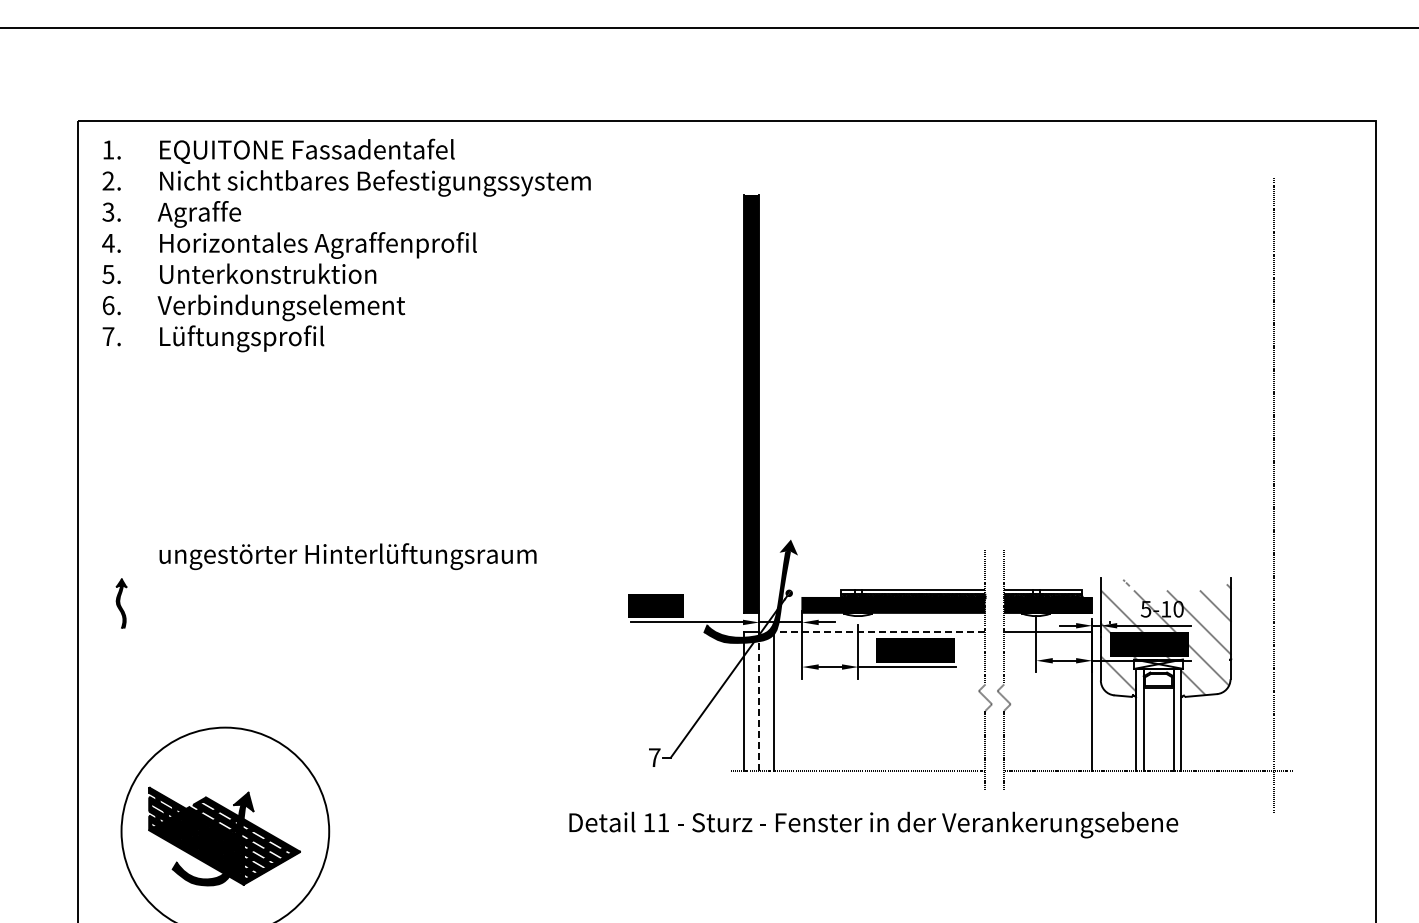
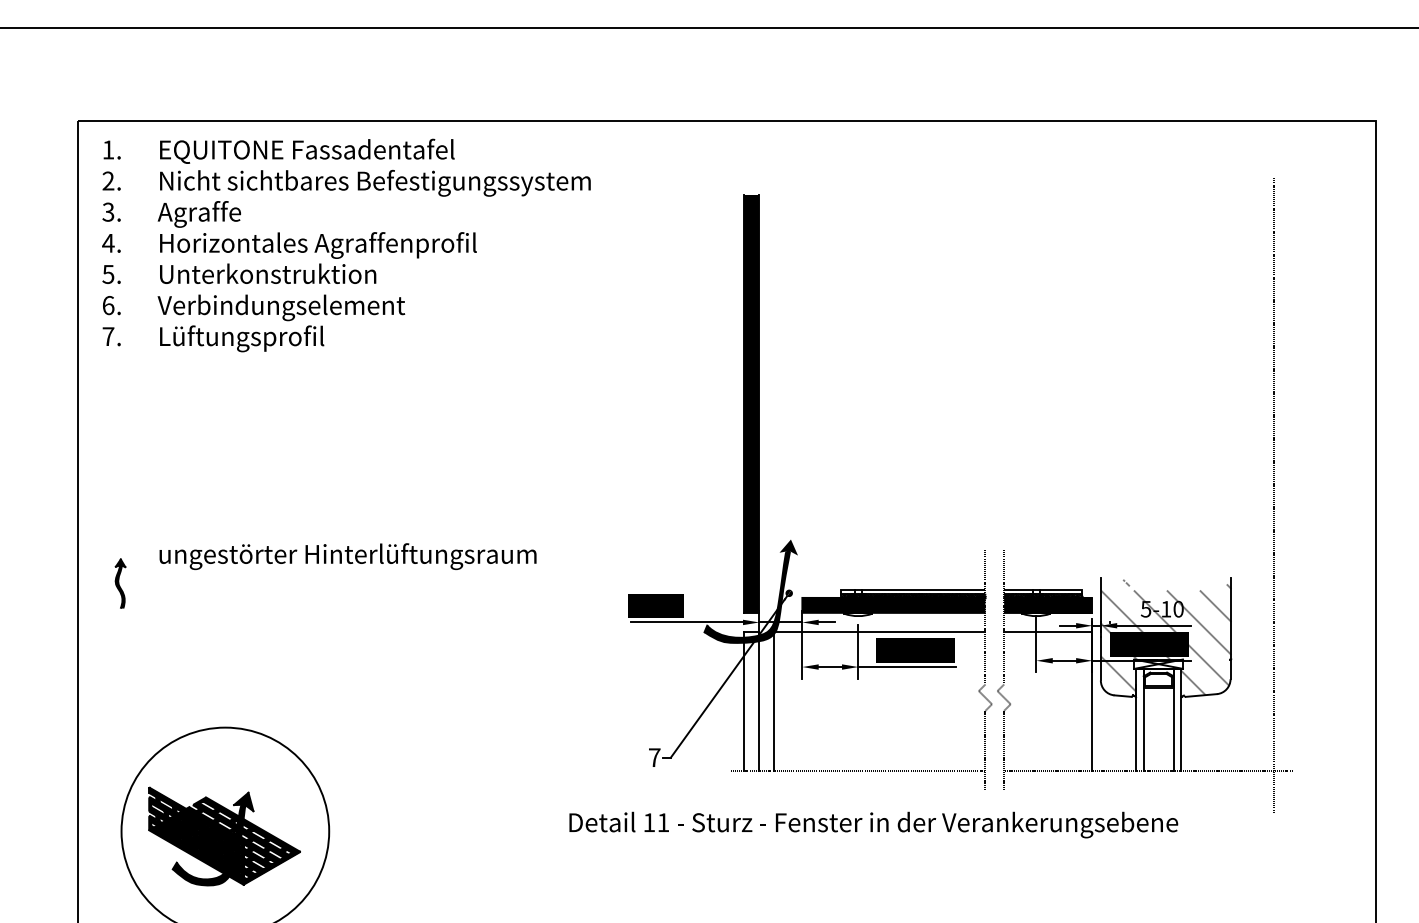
part position: (121, 603) -> (120, 583) (120, 583)
line: dashed -> solid (879, 631)
line: dashed -> solid (759, 701)
